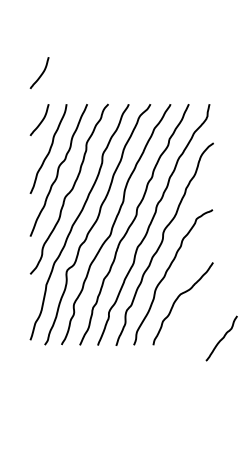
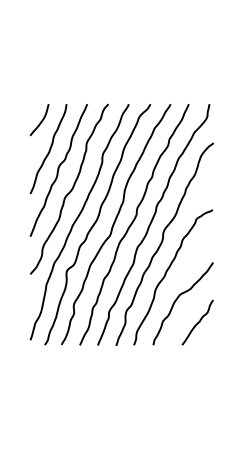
curve: present -> none (41, 73)
curve position: (221, 338) -> (197, 322) (197, 322)
